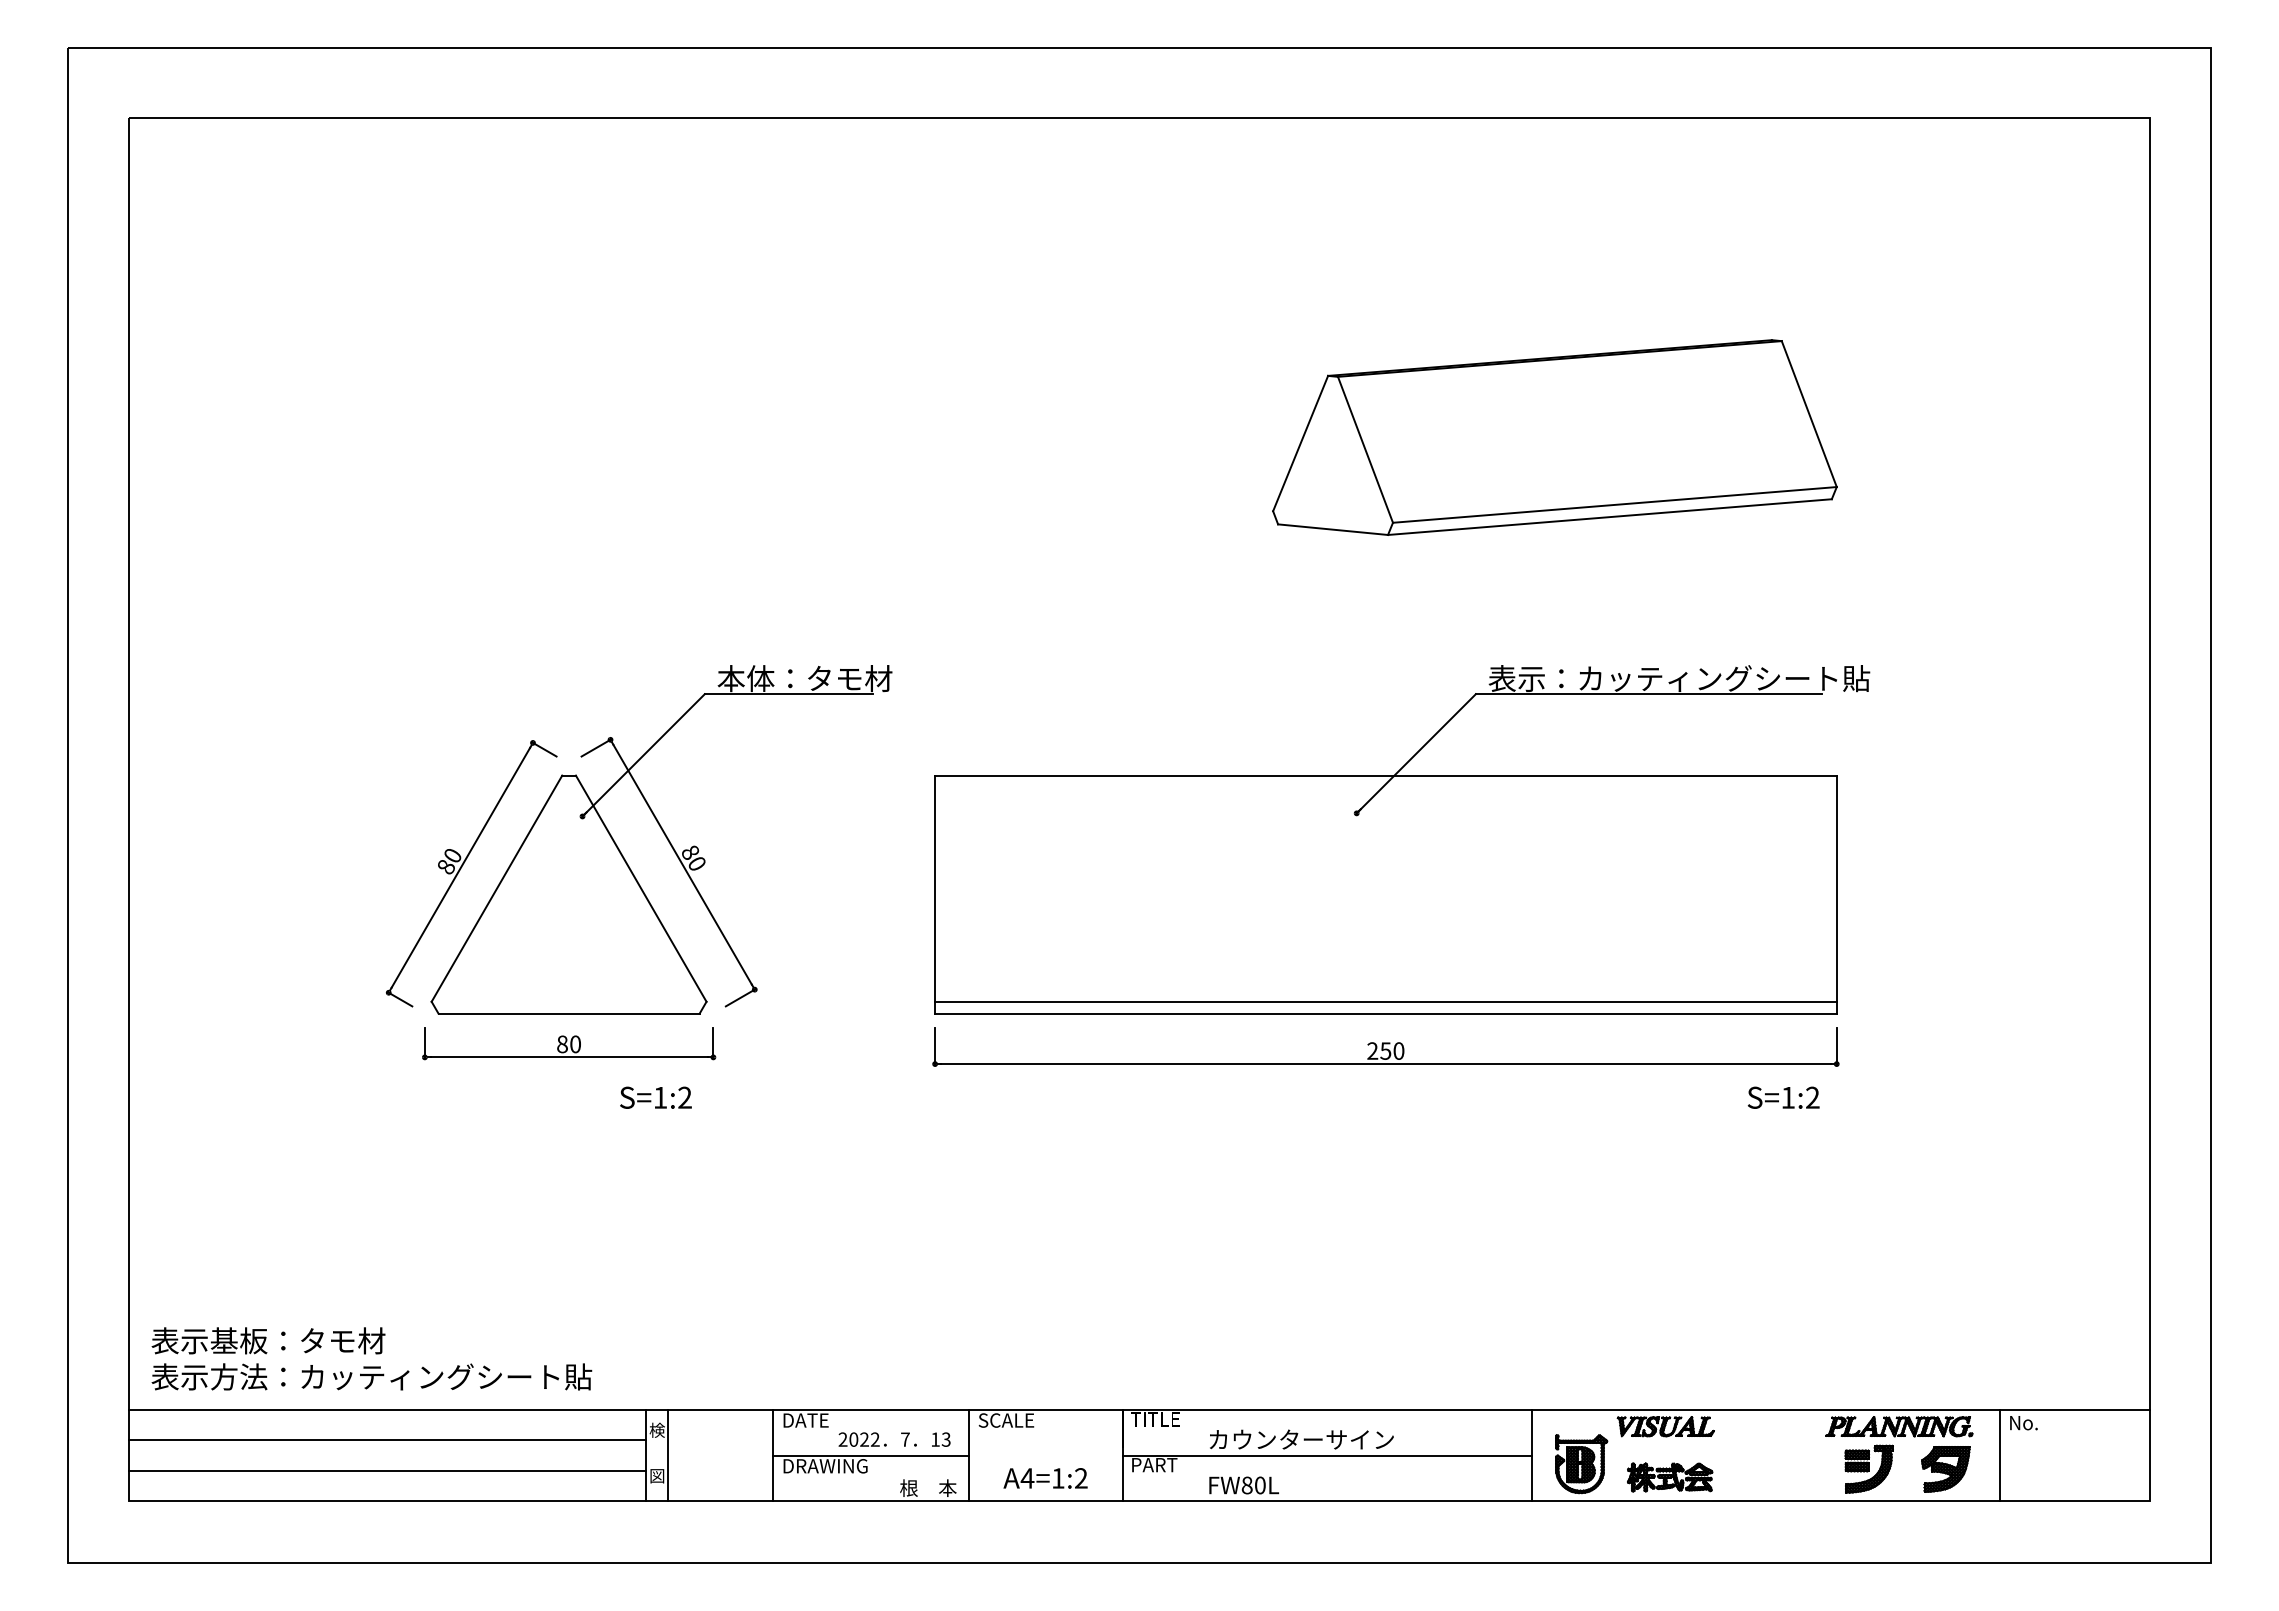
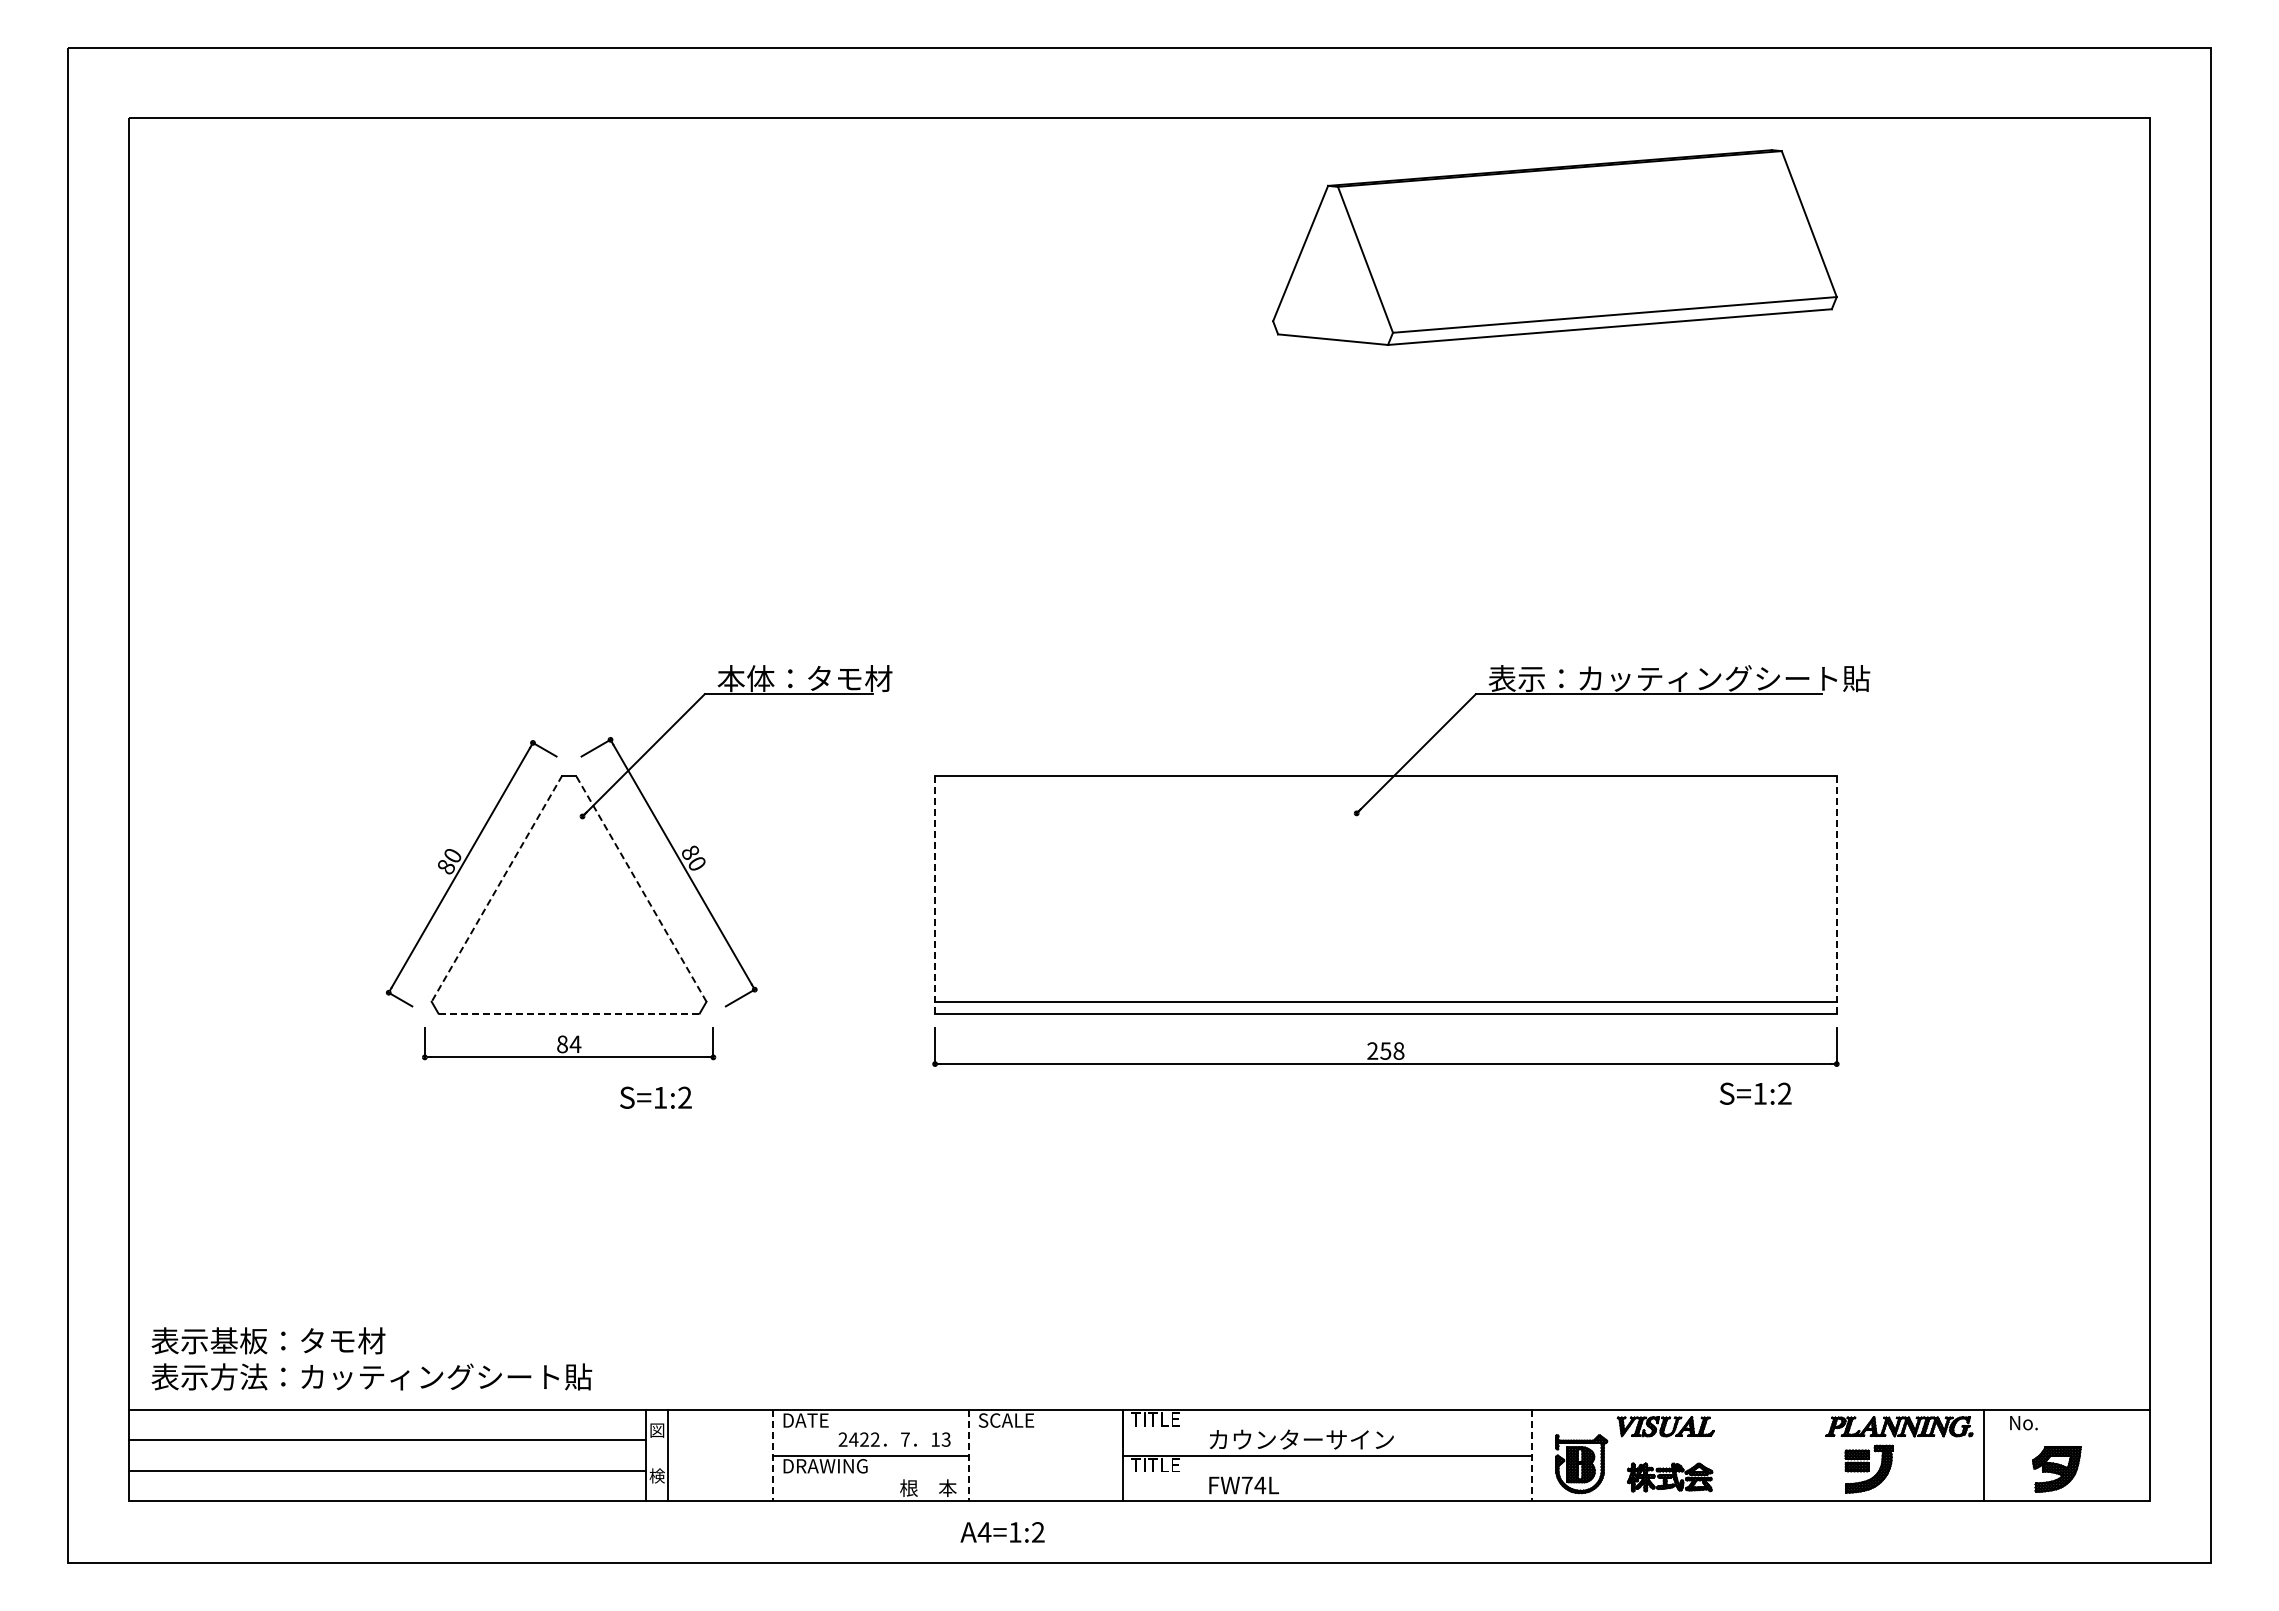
part position: (1554, 437) -> (1554, 247) (1554, 247)
line: solid -> dashed (496, 888)
line: solid -> dashed (641, 888)
line: solid -> dashed (935, 894)
line: solid -> dashed (1836, 894)
line: solid -> dashed (569, 1013)
text: 80 -> 84 (575, 1044)
text: 250 -> 258 (1398, 1050)
text position: (1783, 1097) -> (1755, 1093) (1755, 1093)
text: 検 -> 図 (656, 1429)
text: 2022 -> 2422 (853, 1439)
line: solid -> dashed (772, 1455)
line: solid -> dashed (969, 1455)
line: solid -> dashed (1531, 1455)
line position: (2000, 1455) -> (1984, 1455) (1984, 1455)
text: PART -> TITLE (1155, 1465)
part position: (1945, 1469) -> (2056, 1469) (2056, 1469)
text: 図 -> 検 (656, 1475)
text position: (1045, 1478) -> (1002, 1532) (1002, 1532)
text: FW80L -> FW74L (1253, 1485)
